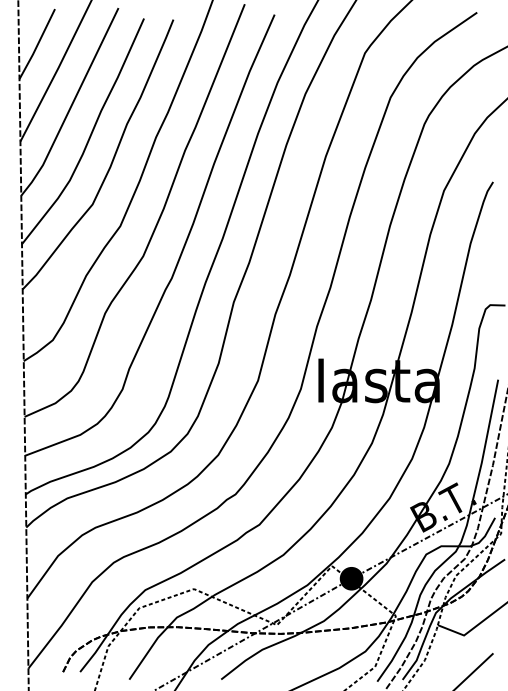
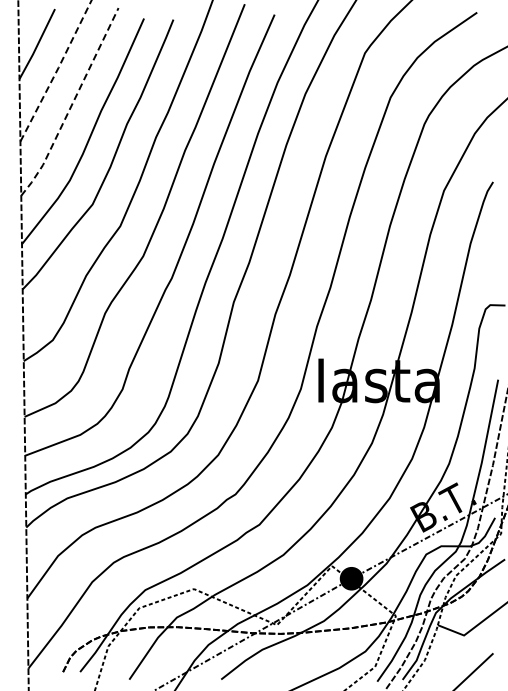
line: solid -> dashed (57, 70)
line: solid -> dashed (71, 105)
